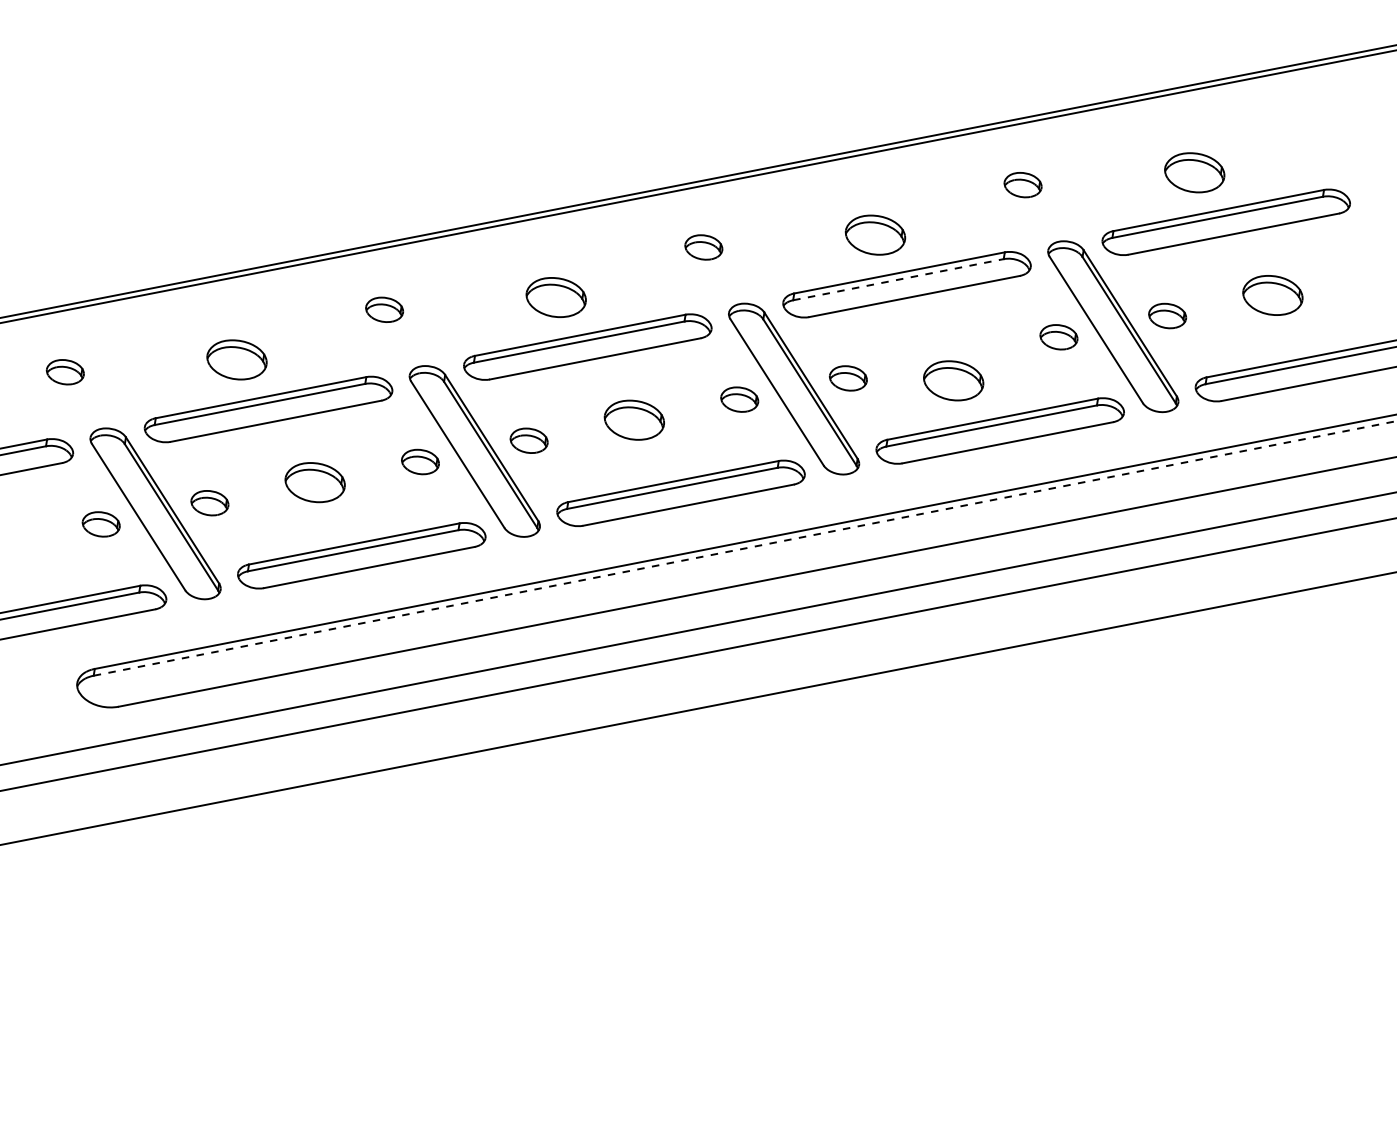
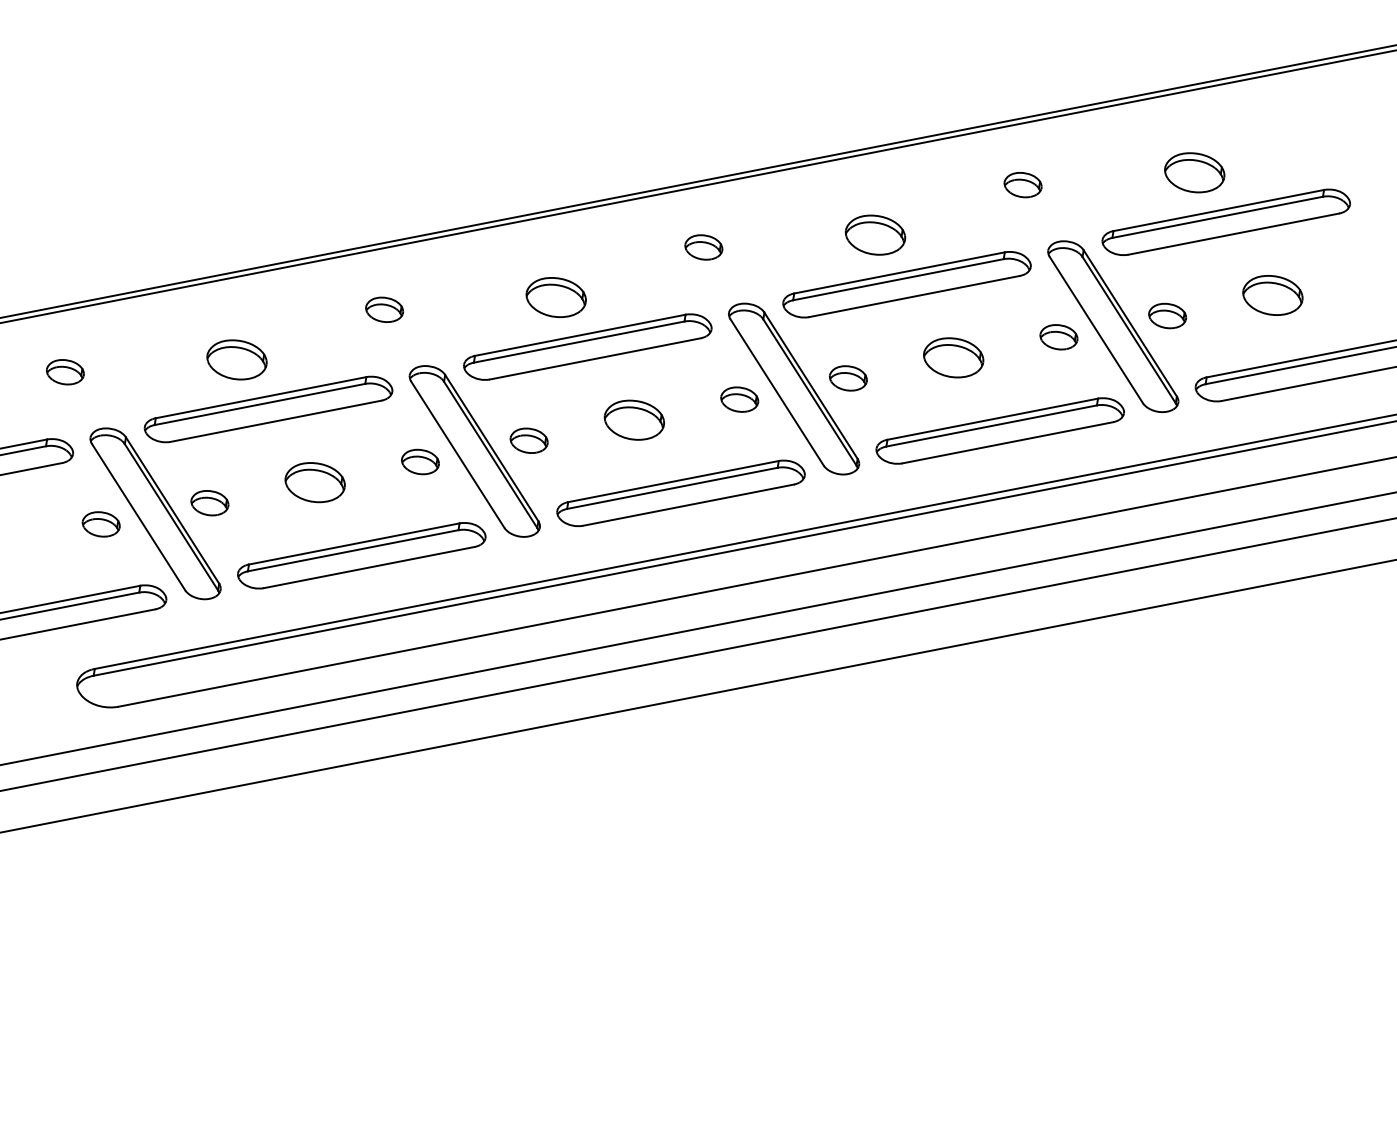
line: dashed -> solid (898, 279)
part position: (953, 380) -> (953, 357) (953, 357)
line: dashed -> solid (745, 548)
line position: (697, 708) -> (697, 696) (697, 696)
